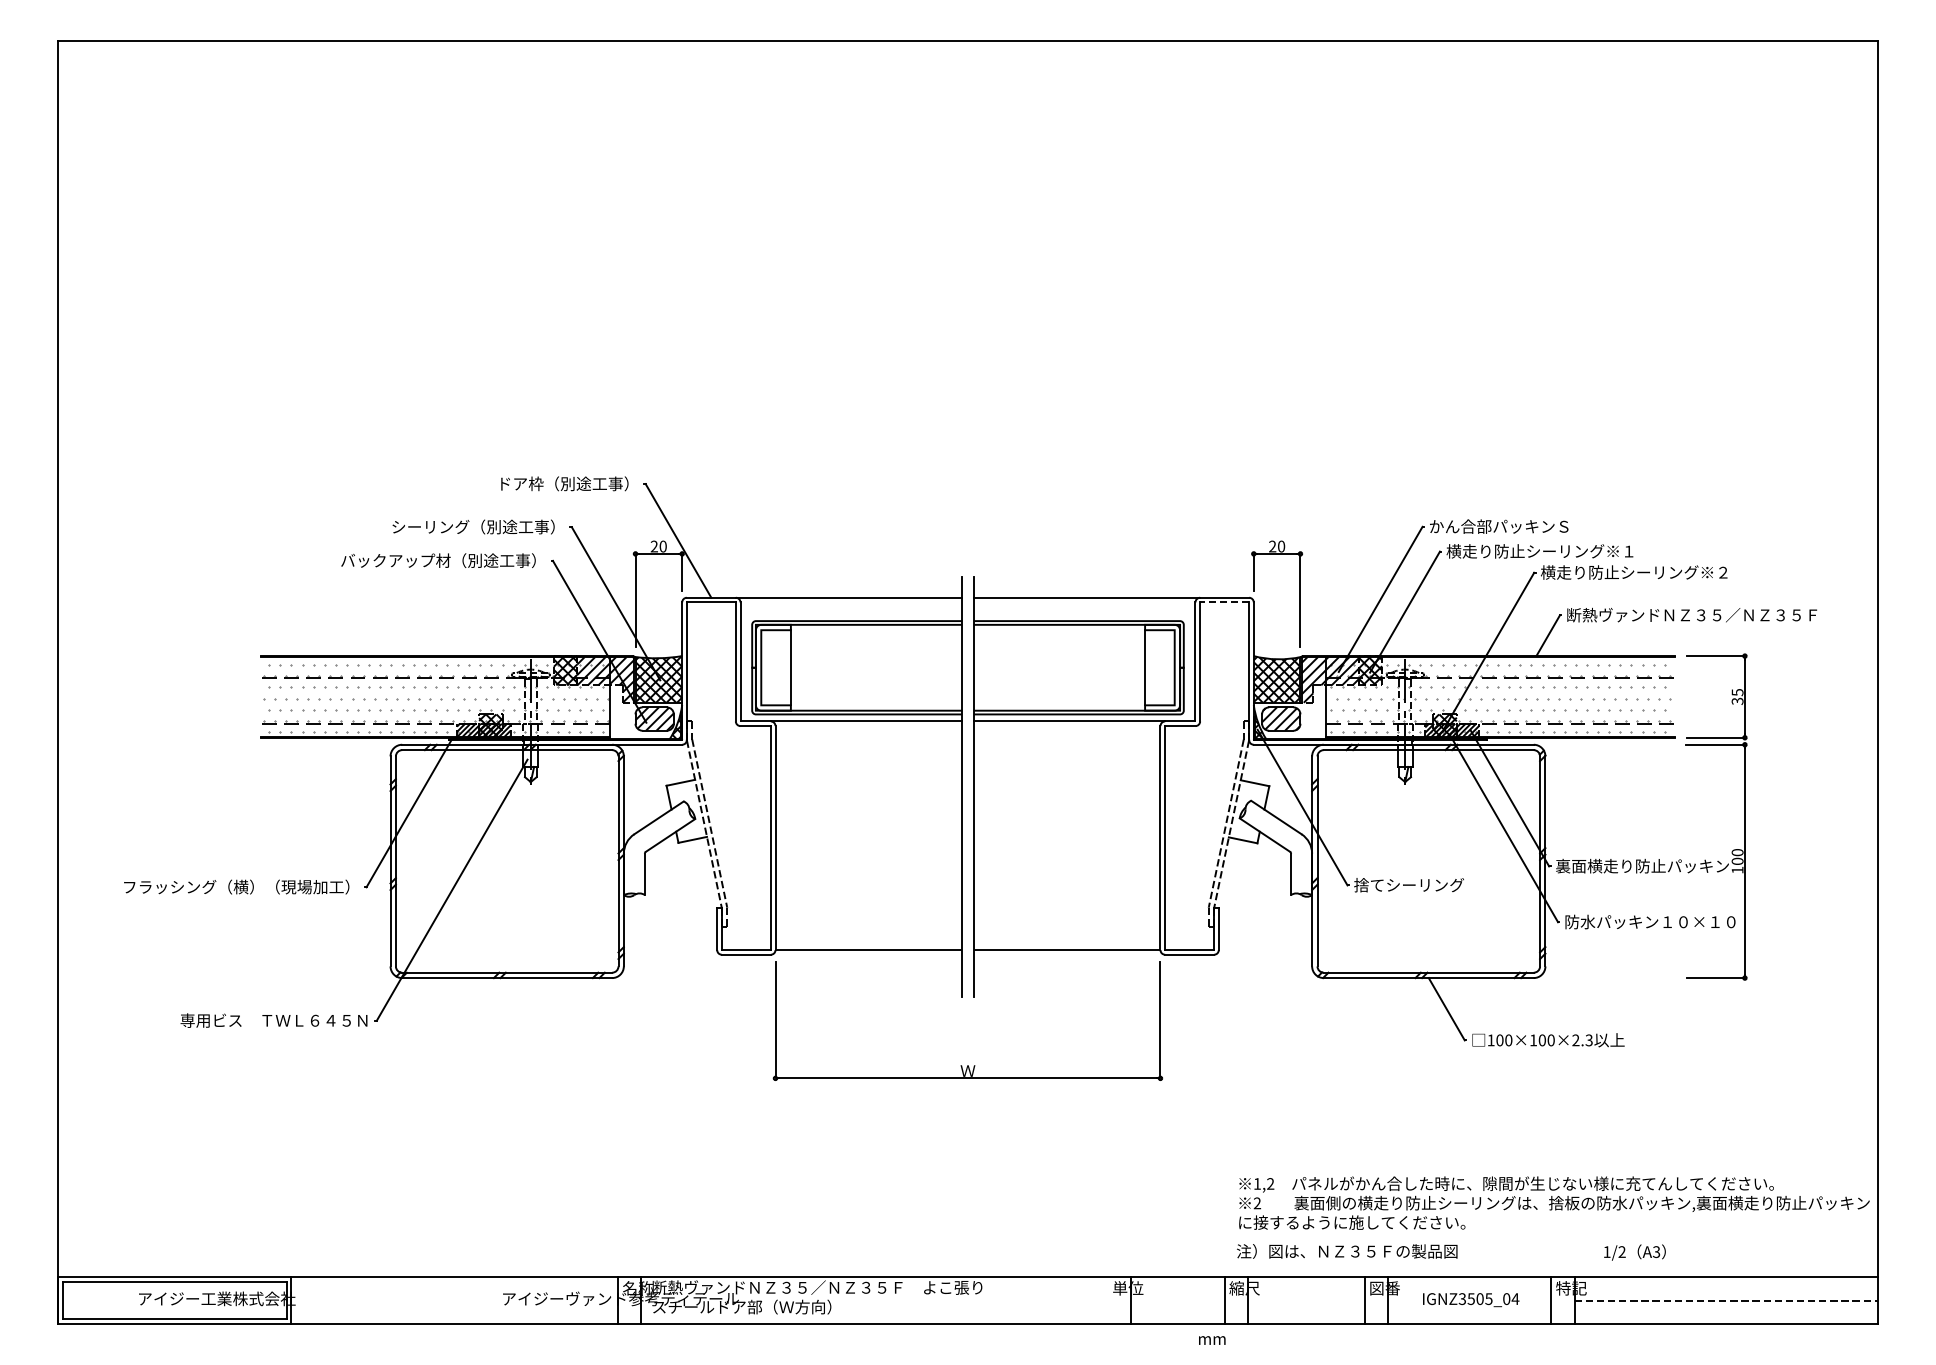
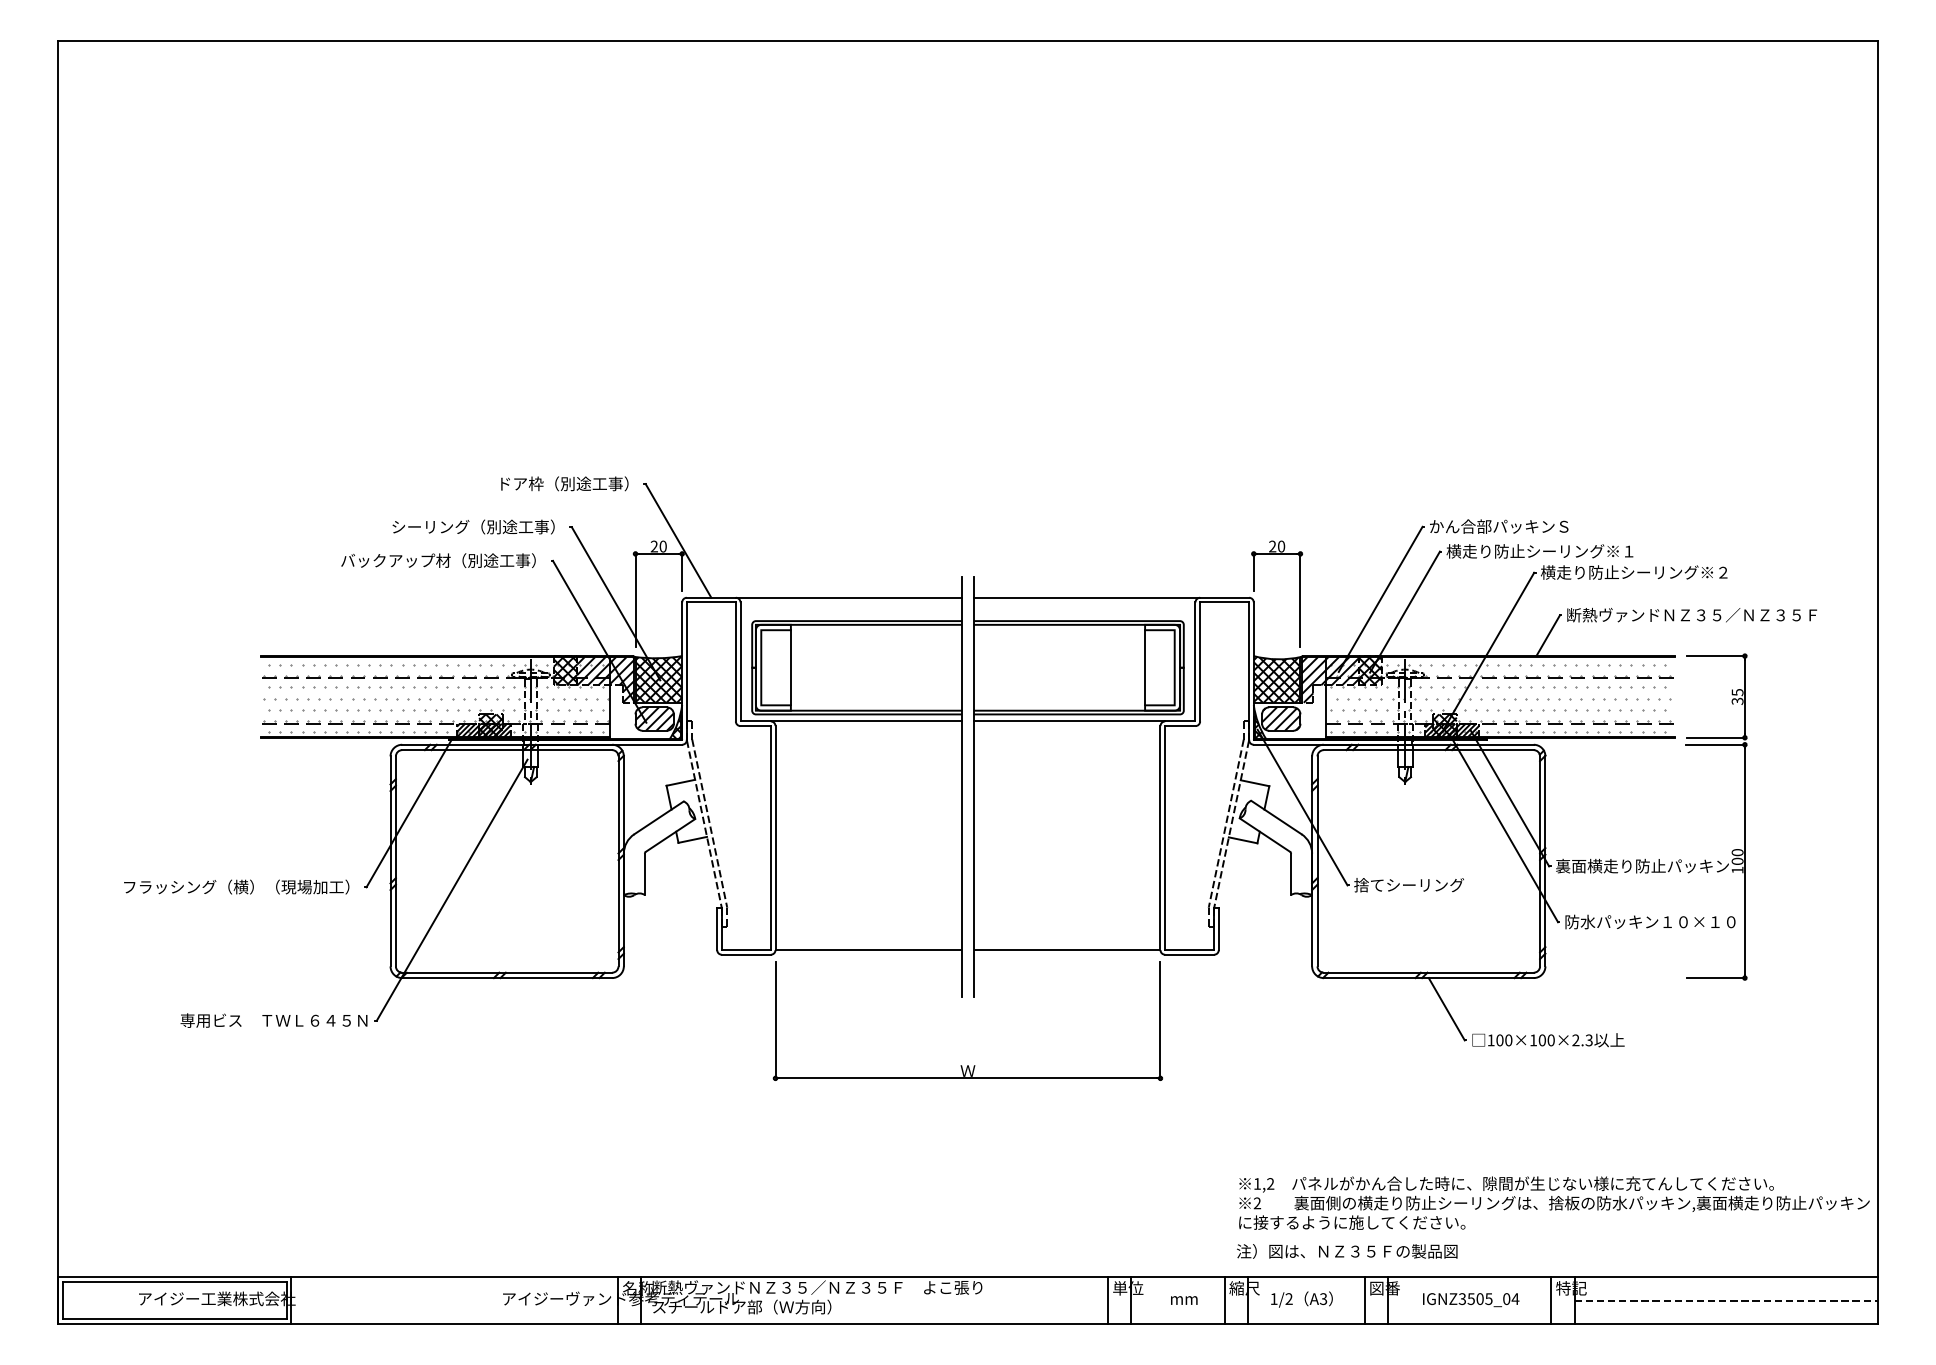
line: dashed -> solid (1224, 602)
text position: (1634, 1252) -> (1301, 1299) (1301, 1299)
line: none -> present (1107, 1300)
text position: (1212, 1340) -> (1184, 1300) (1184, 1300)
